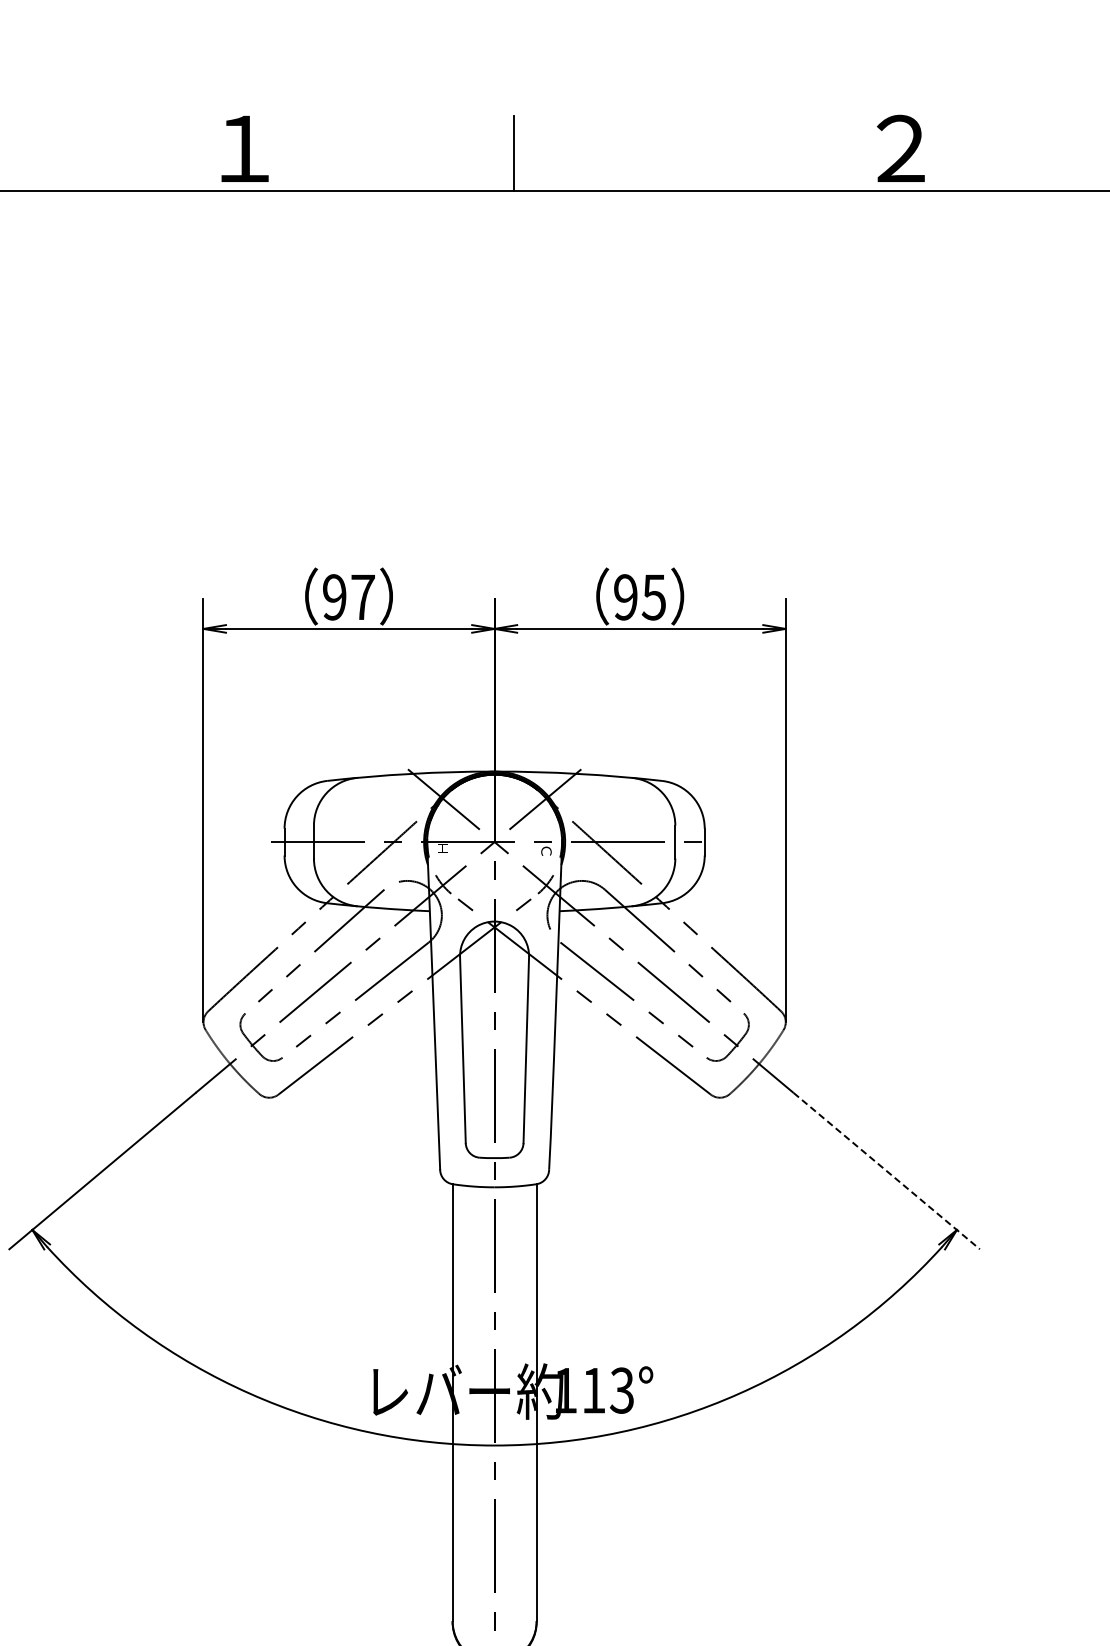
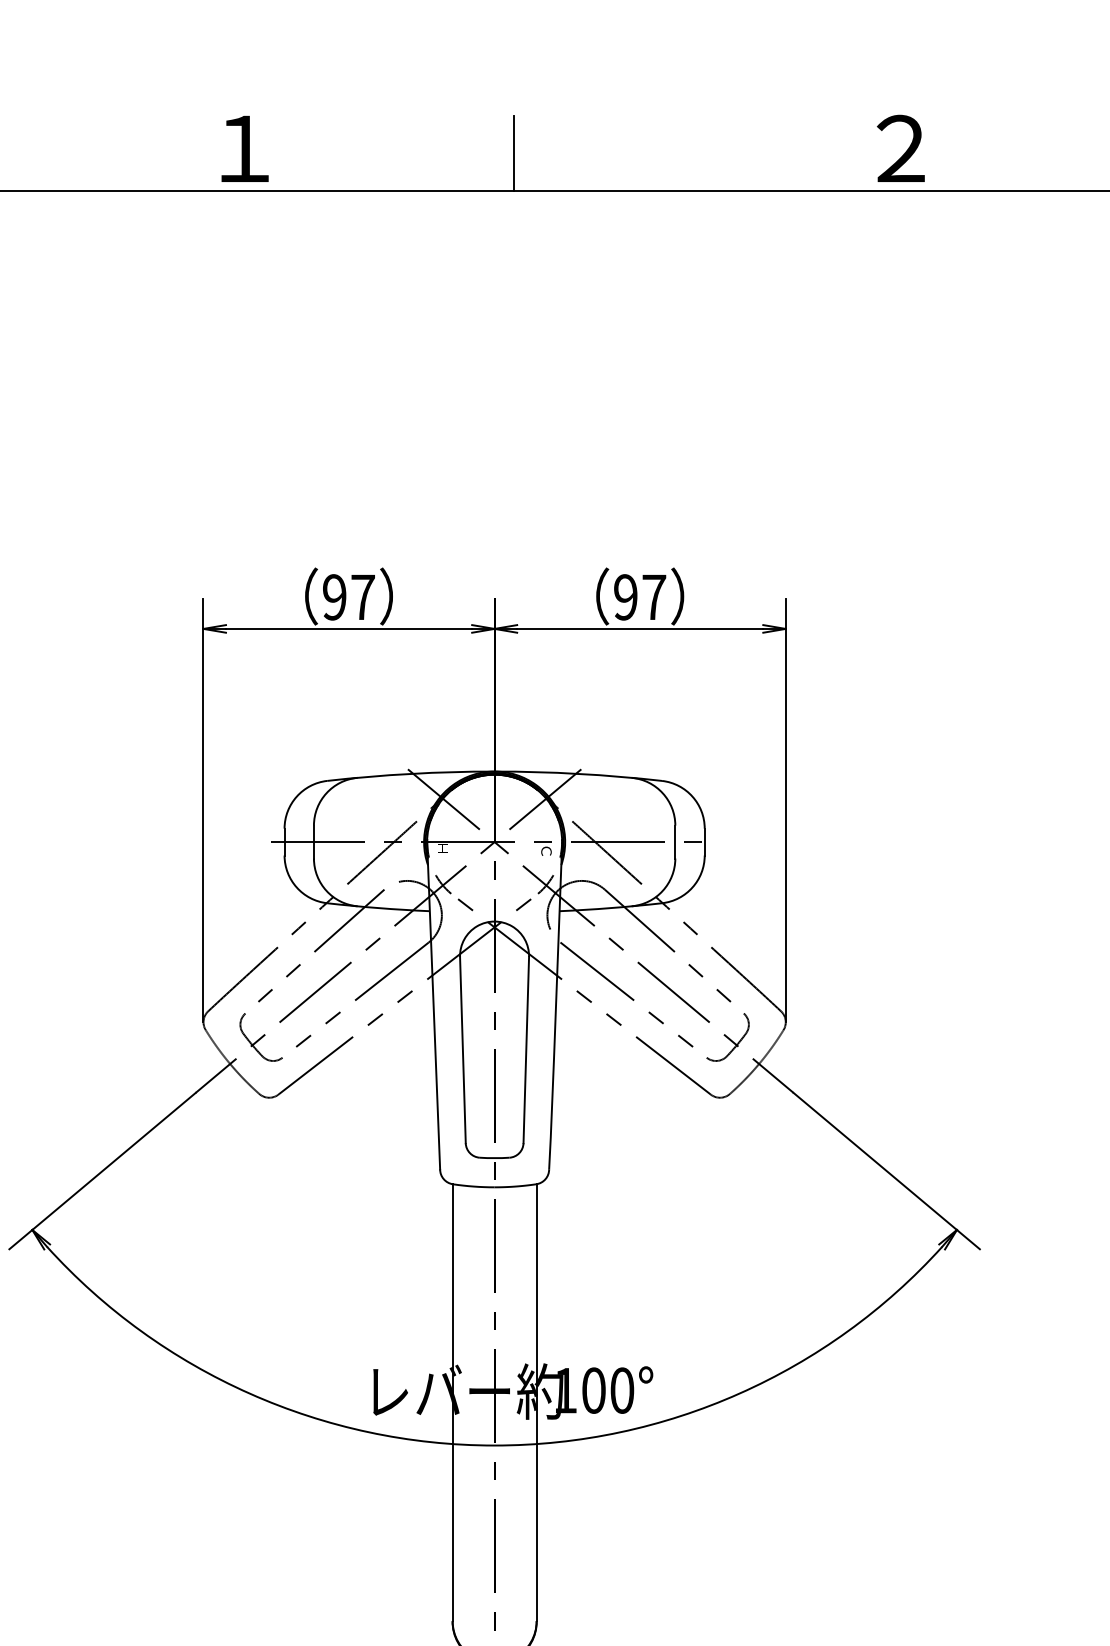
text: 95 -> 97 (653, 597)
line: dashed -> solid (886, 1171)
text: 113° -> 100° (608, 1390)
